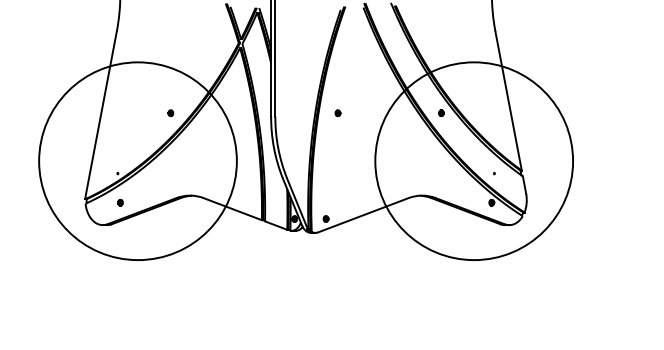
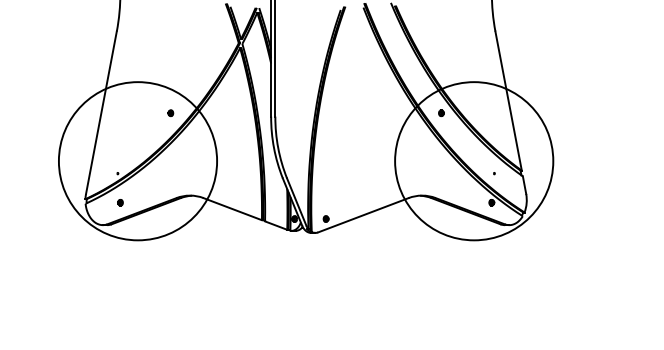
part: present -> none (337, 112)
circle diameter: 198 px -> 158 px (137, 161)
circle diameter: 198 px -> 158 px (474, 161)
